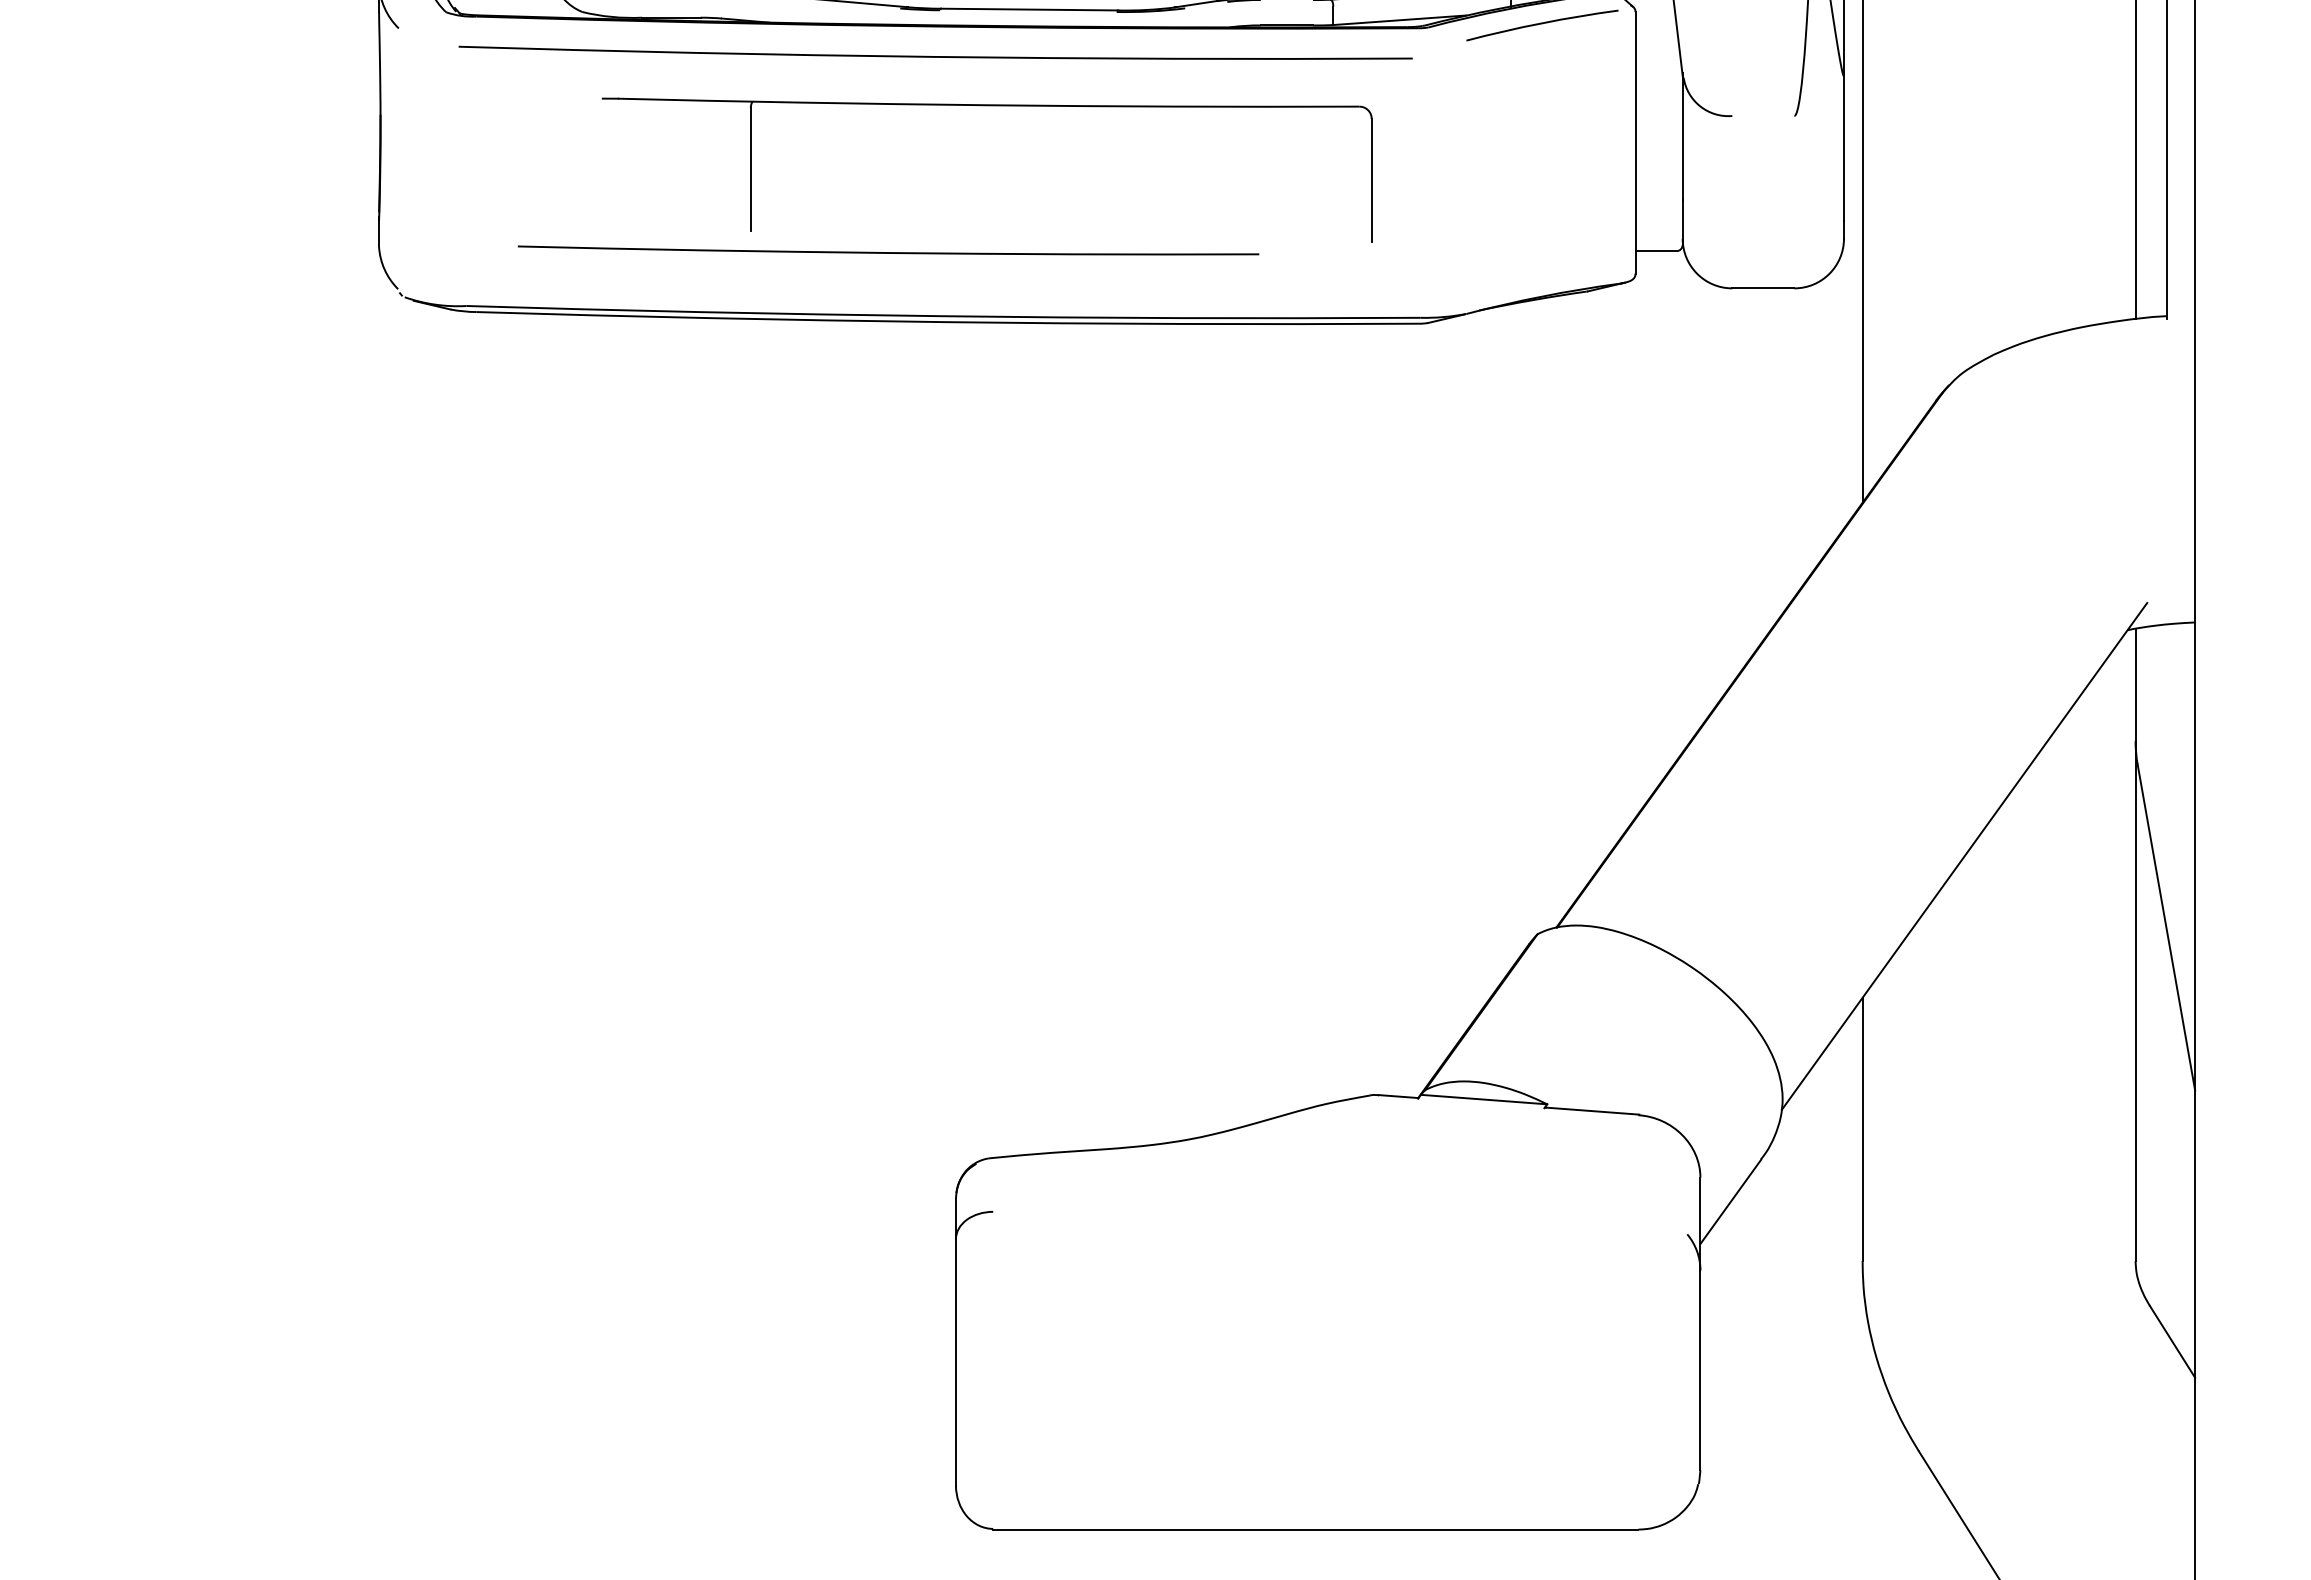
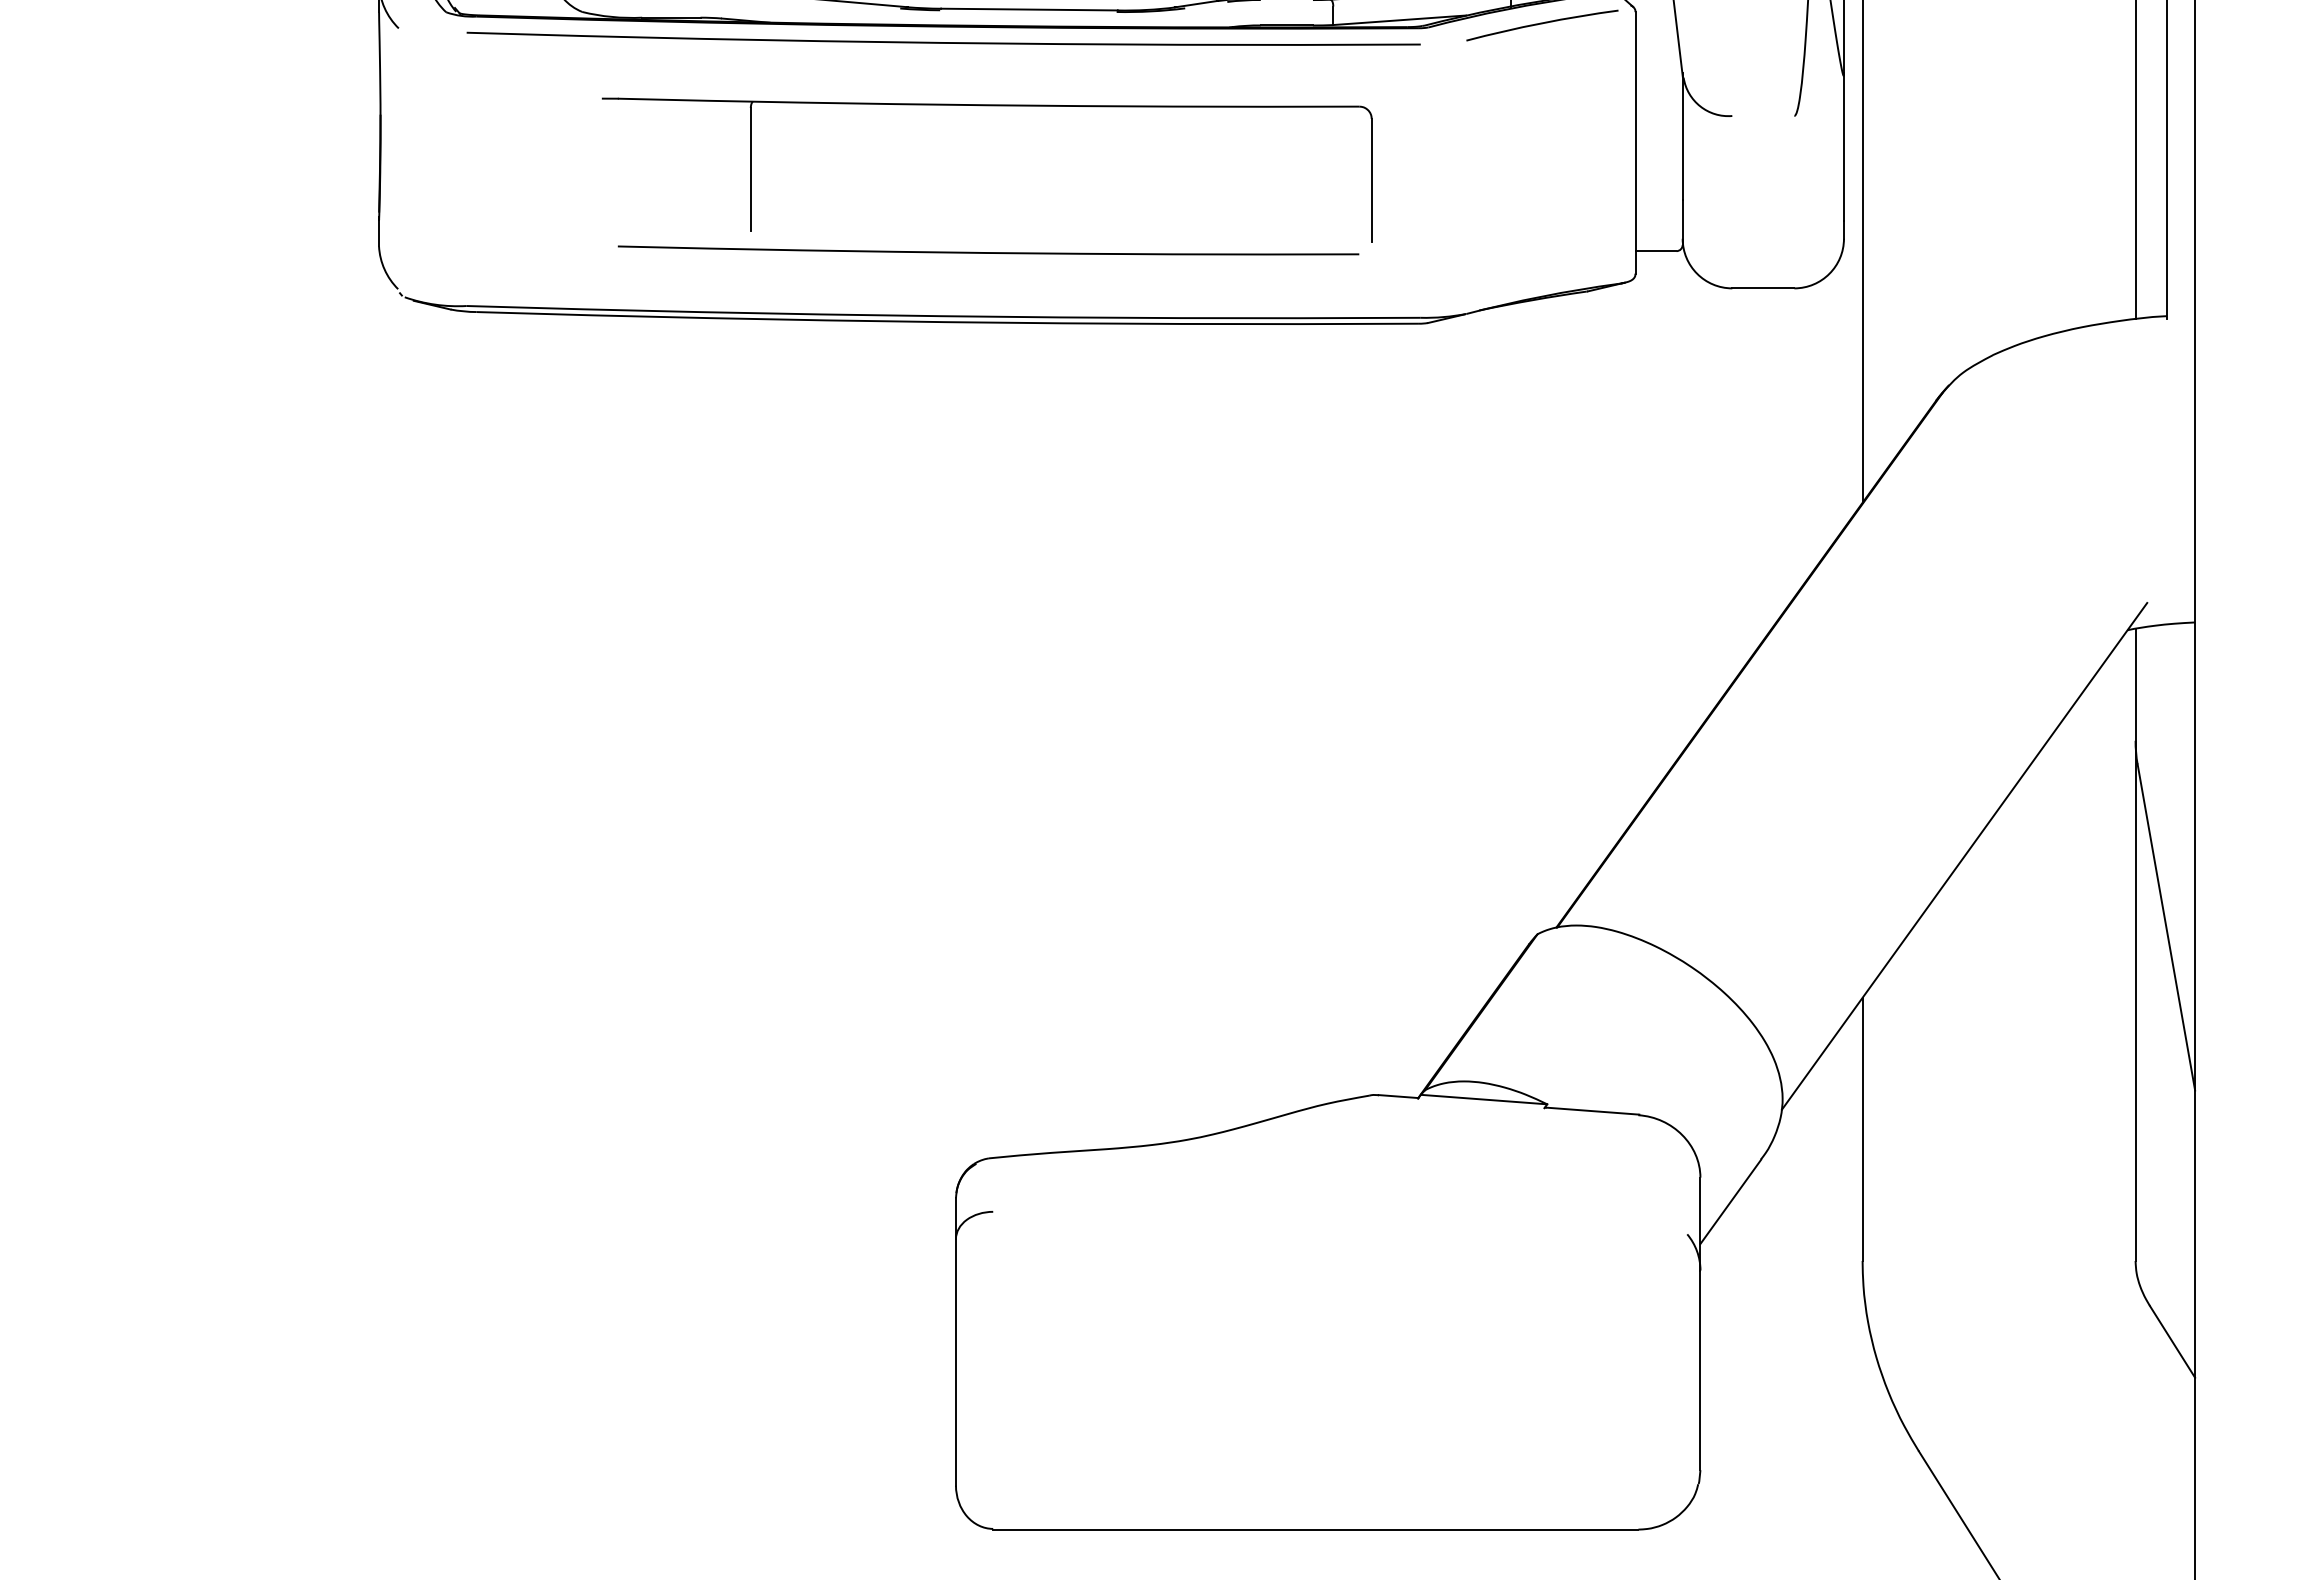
curve position: (935, 56) -> (943, 42) (943, 42)
curve position: (888, 252) -> (988, 252) (988, 252)
